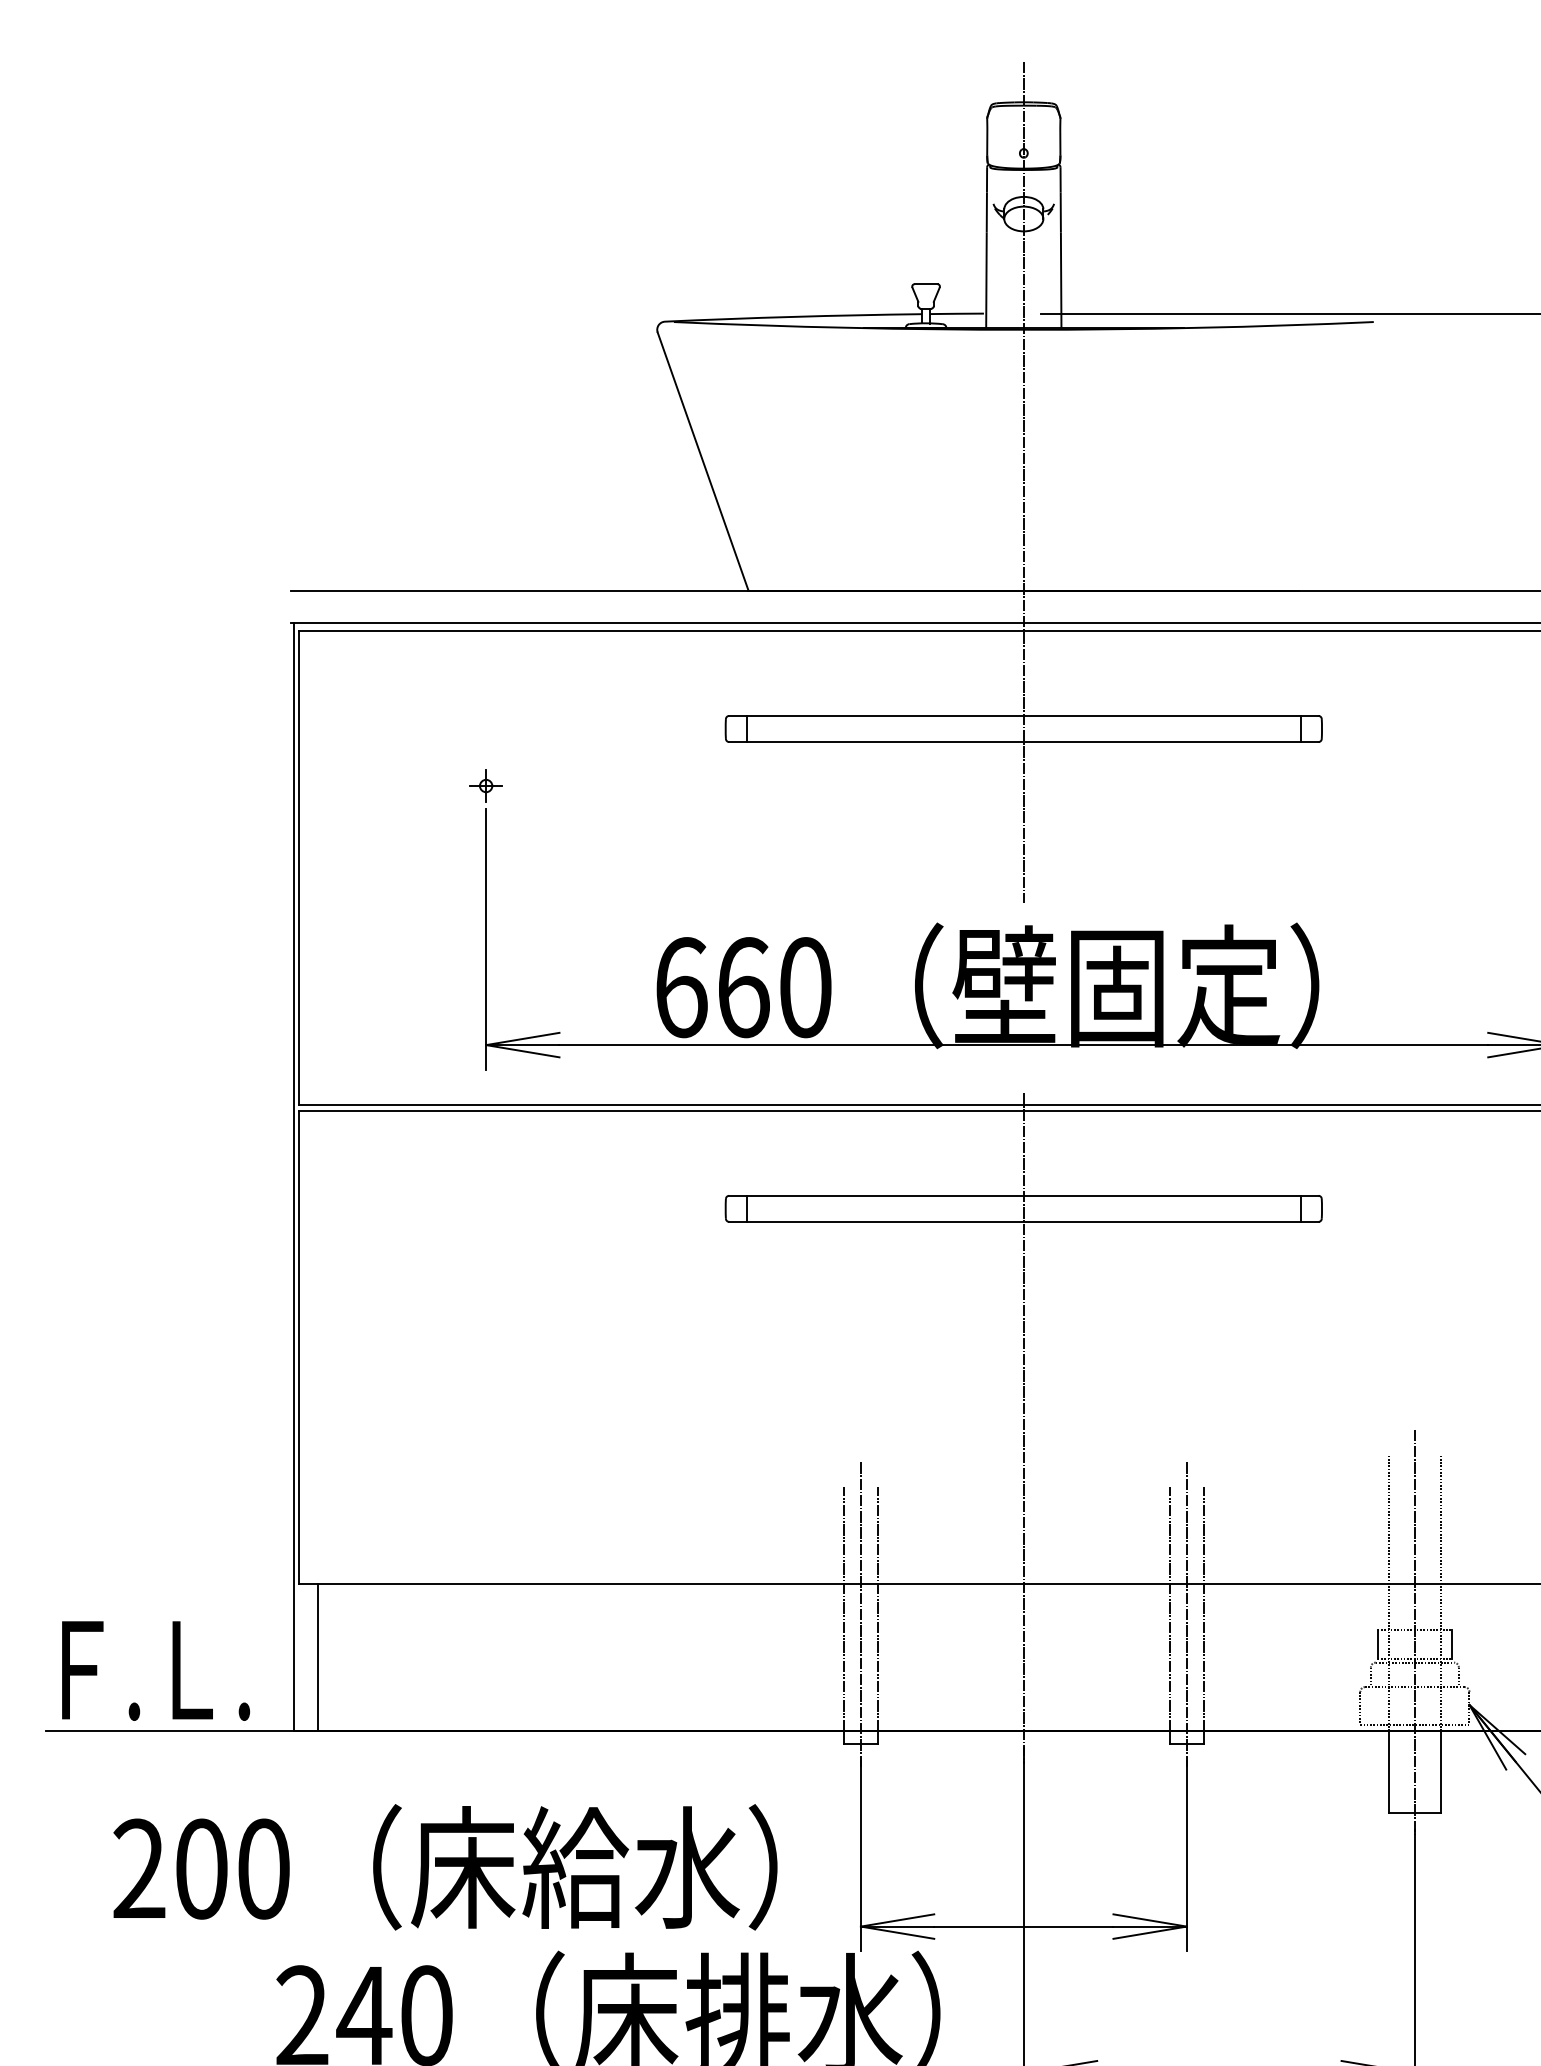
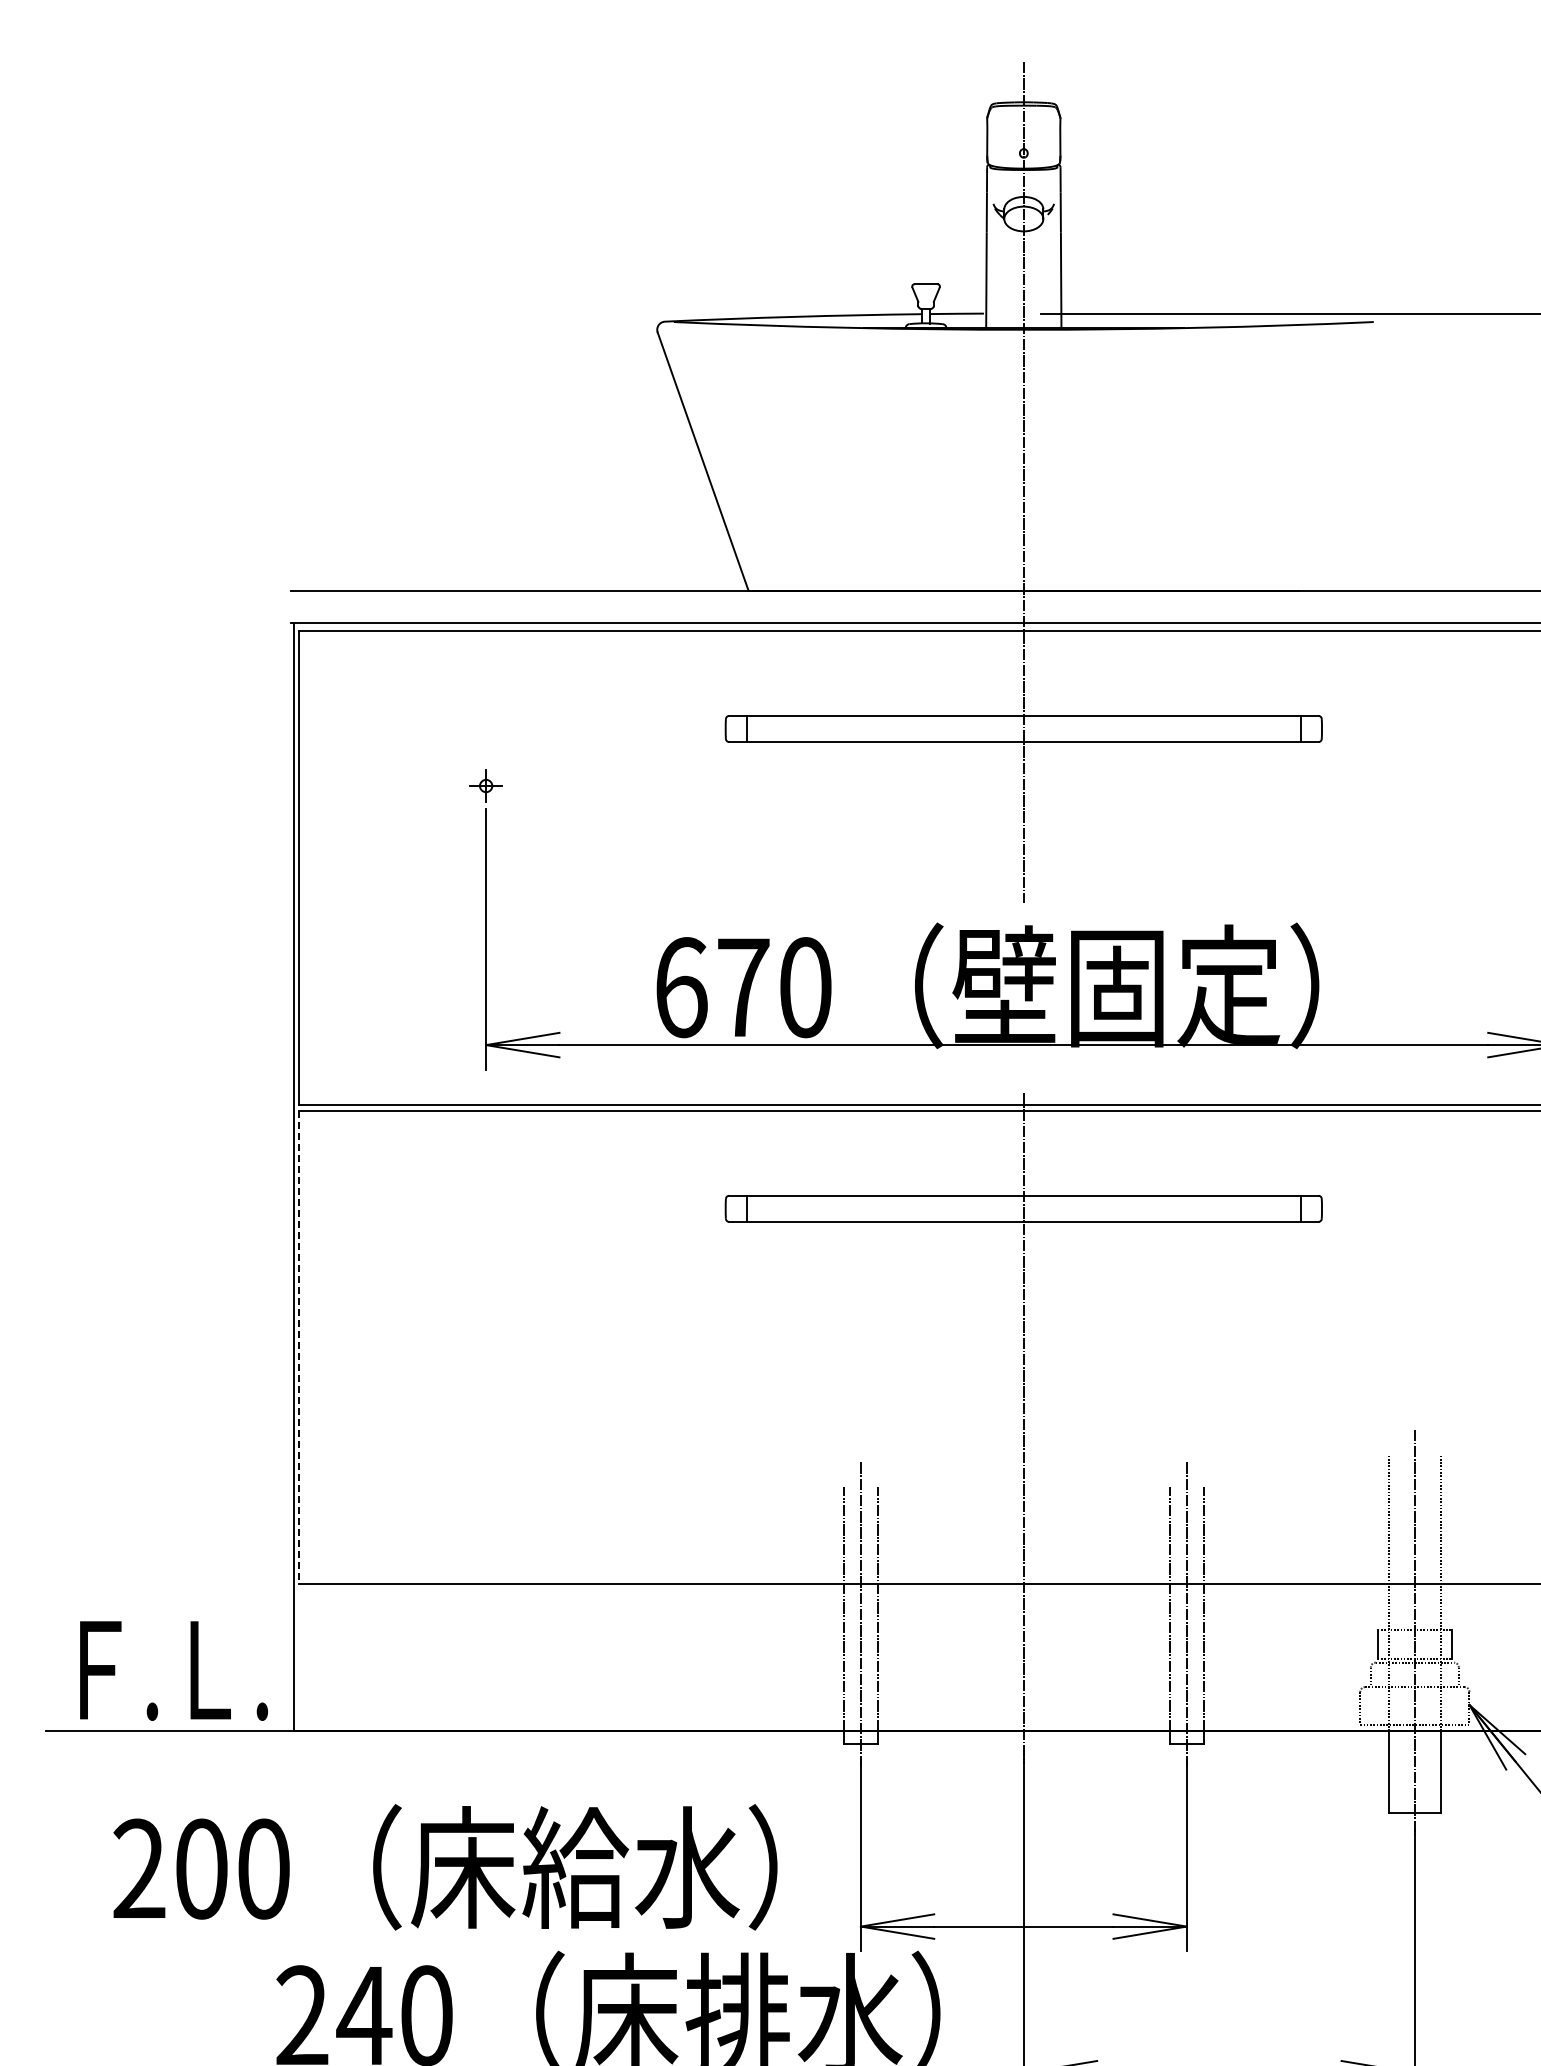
text: 660 -> 670 (743, 987)
line: solid -> dashed (298, 1347)
line: present -> none (318, 1657)
text position: (156, 1670) -> (174, 1670) (174, 1670)
